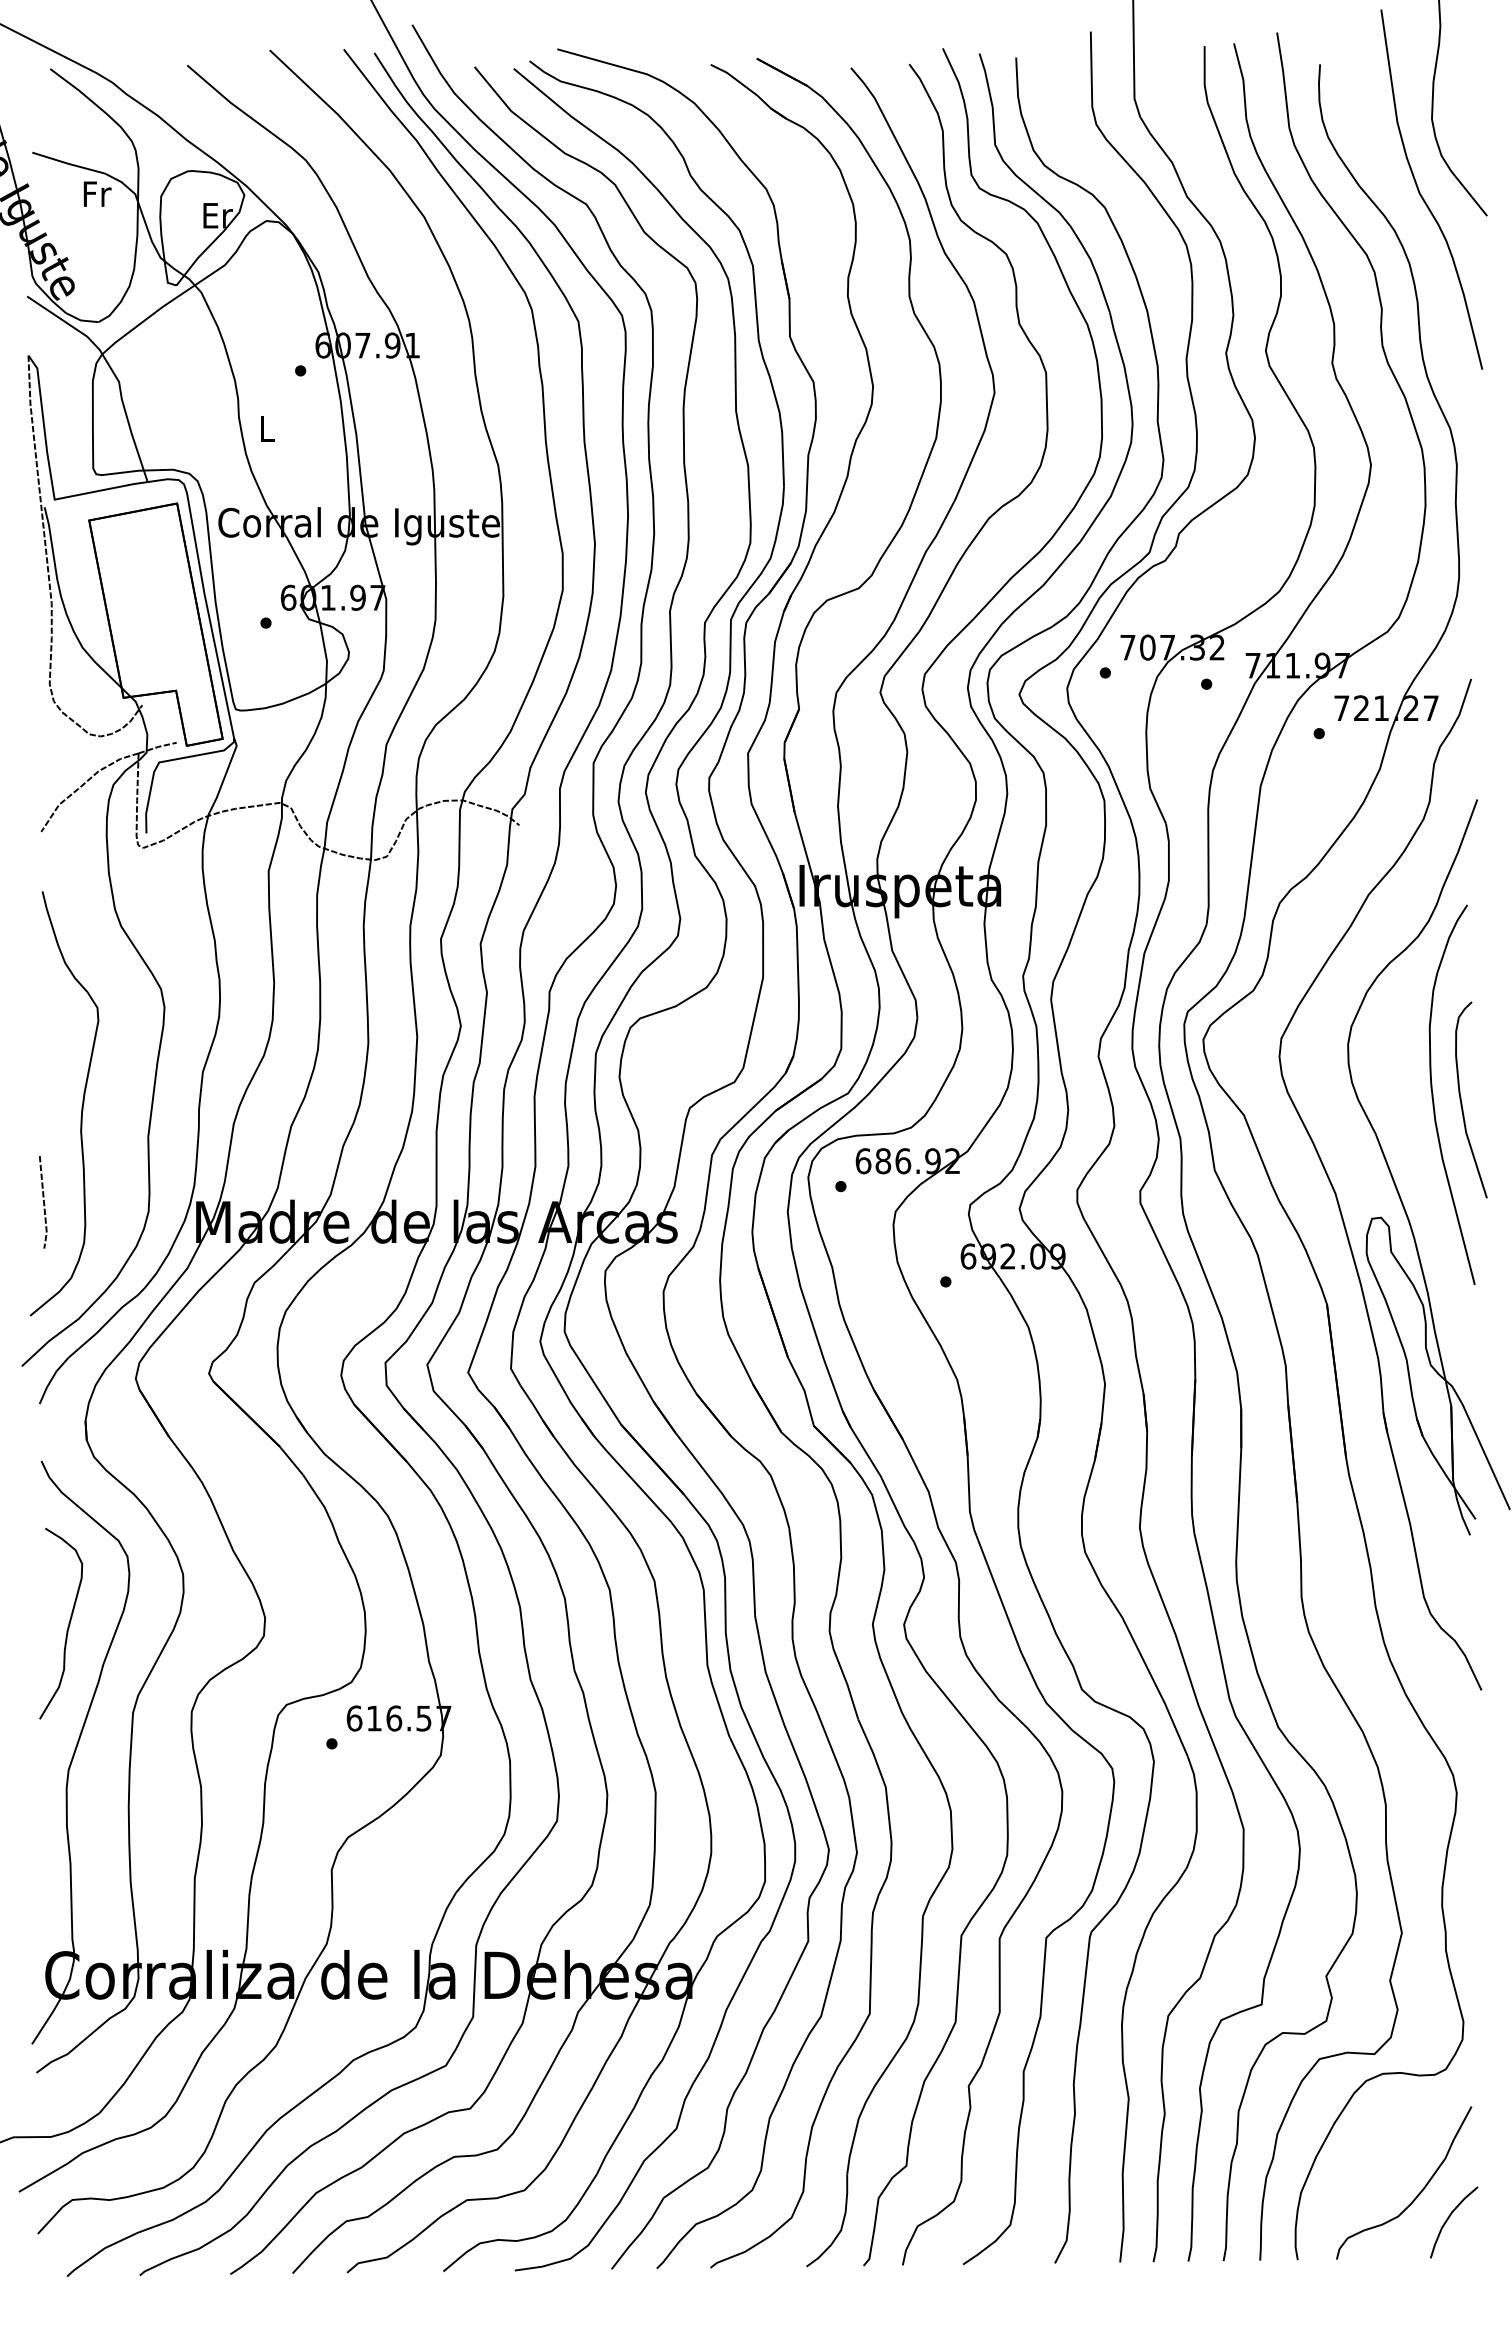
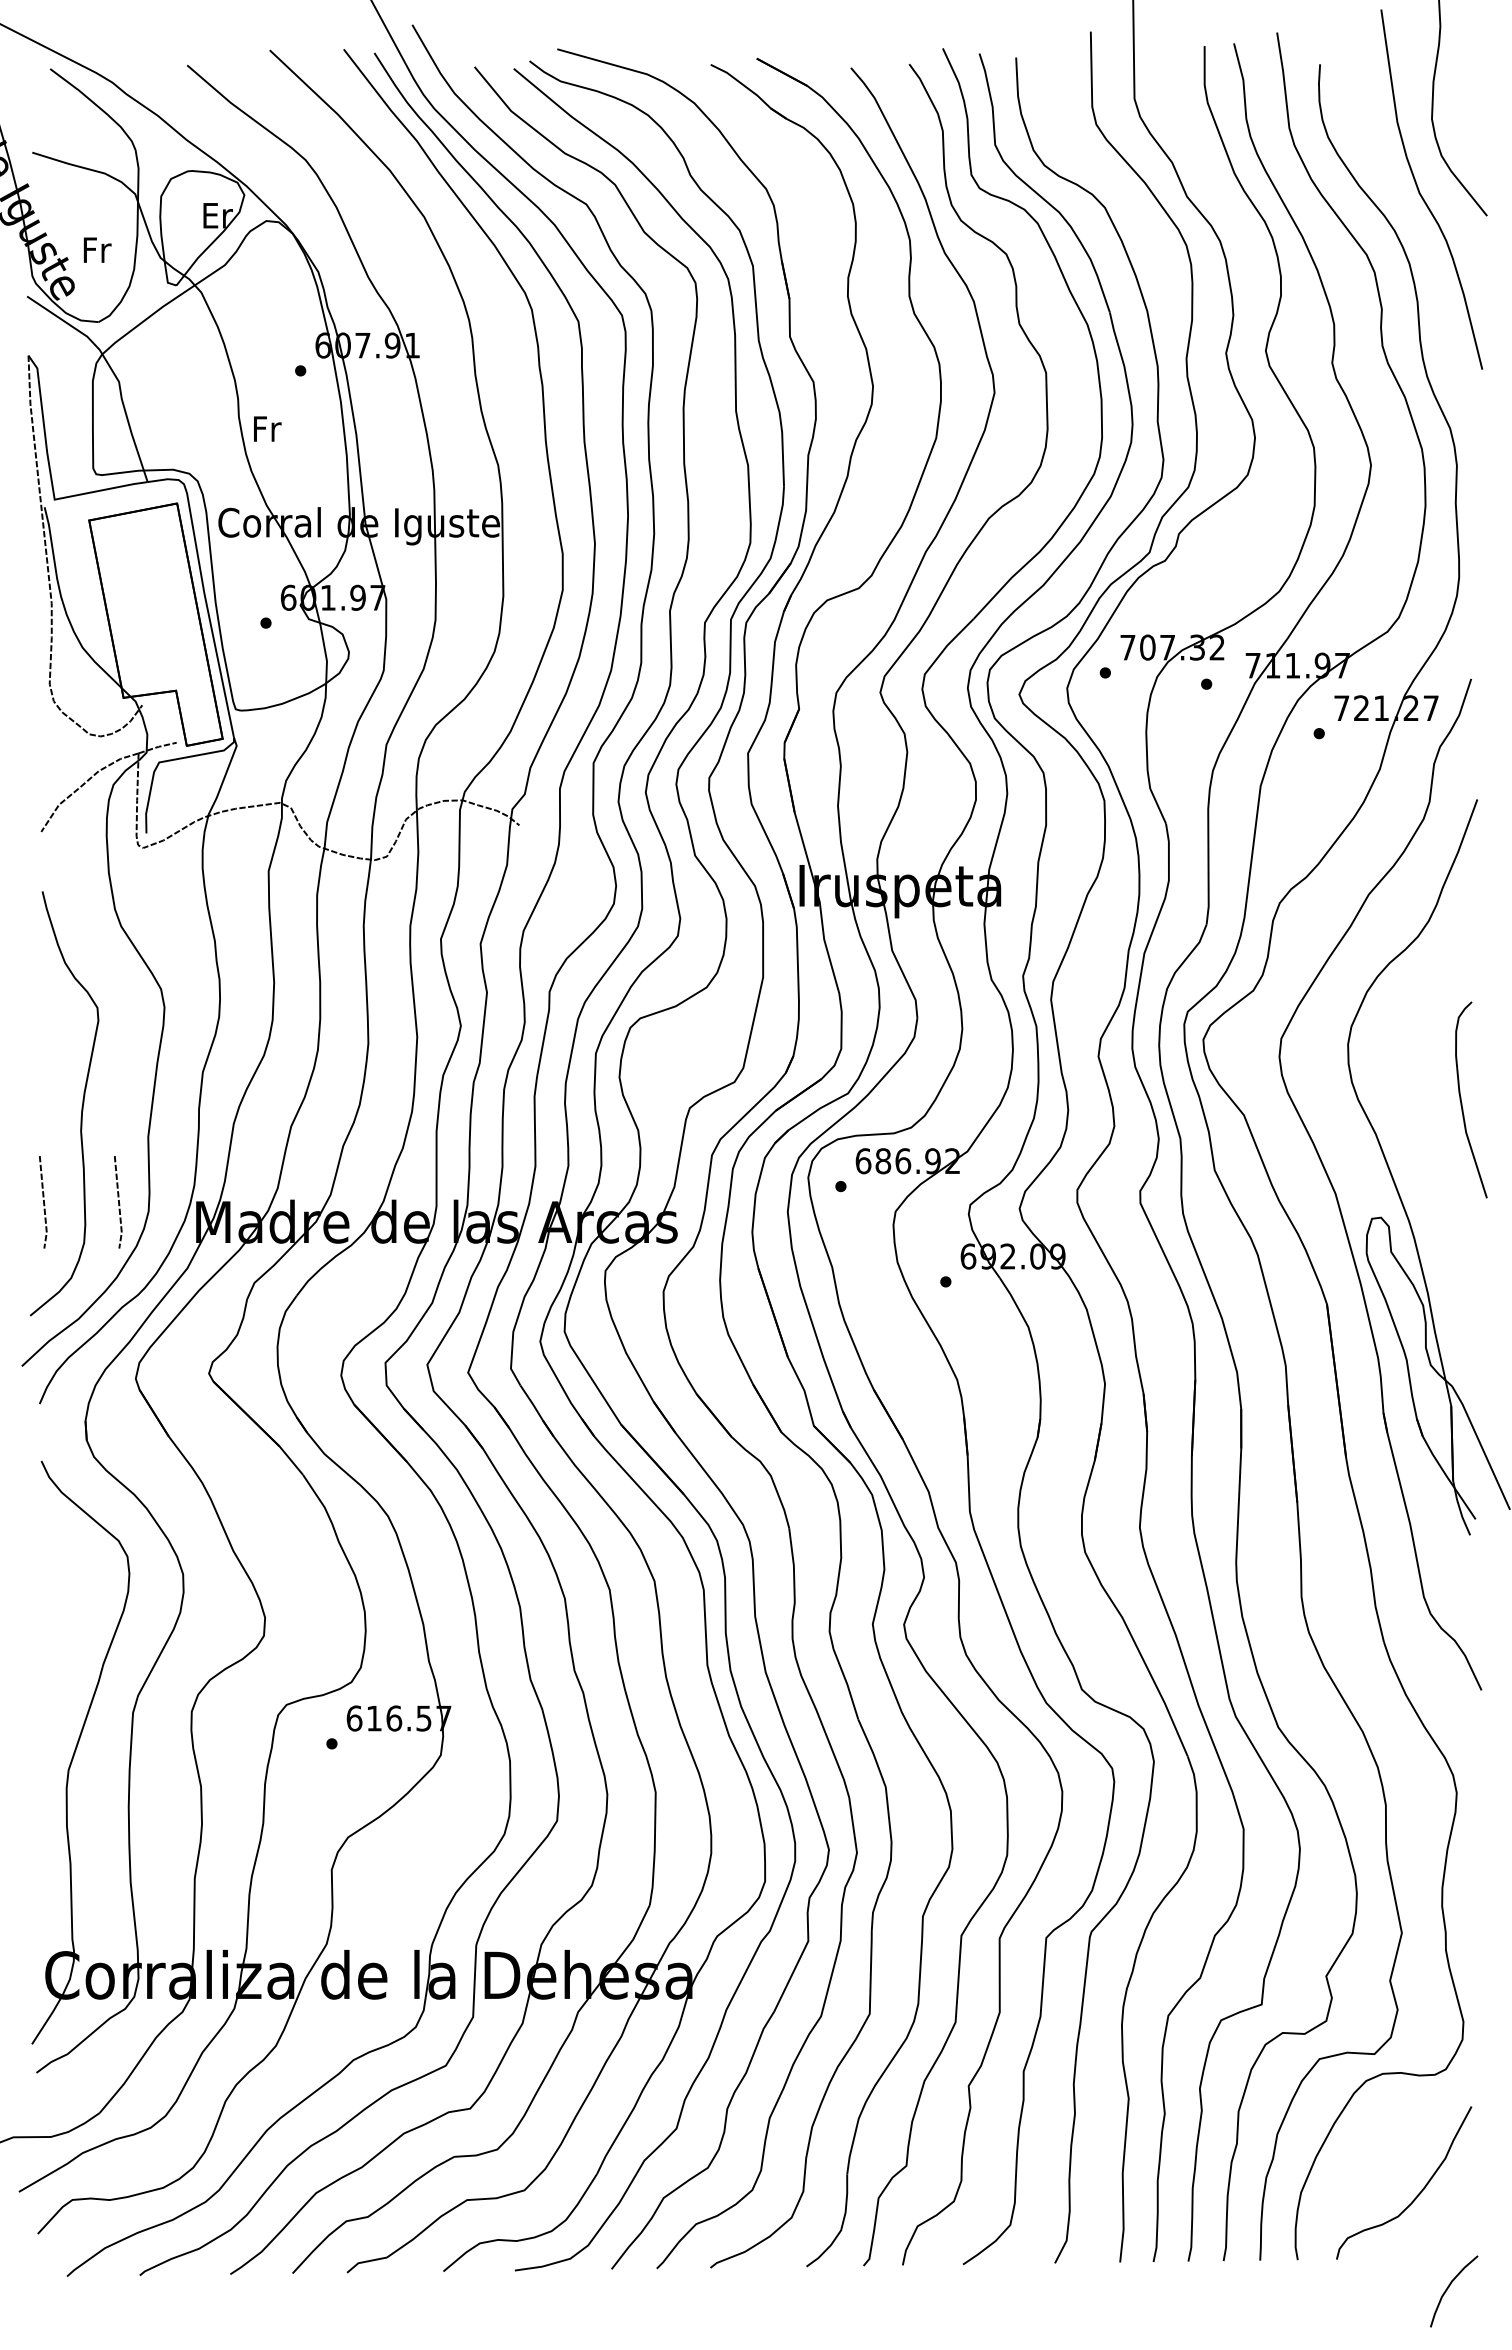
text position: (97, 193) -> (97, 249) (97, 249)
text: L -> Fr (267, 428)
curve: present -> none (1433, 1094)
line: none -> present (118, 1202)
curve: present -> none (67, 1626)
curve position: (1449, 2218) -> (1449, 2287) (1449, 2287)
